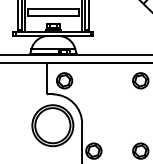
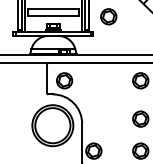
part: none -> present (108, 16)
part: none -> present (140, 118)
